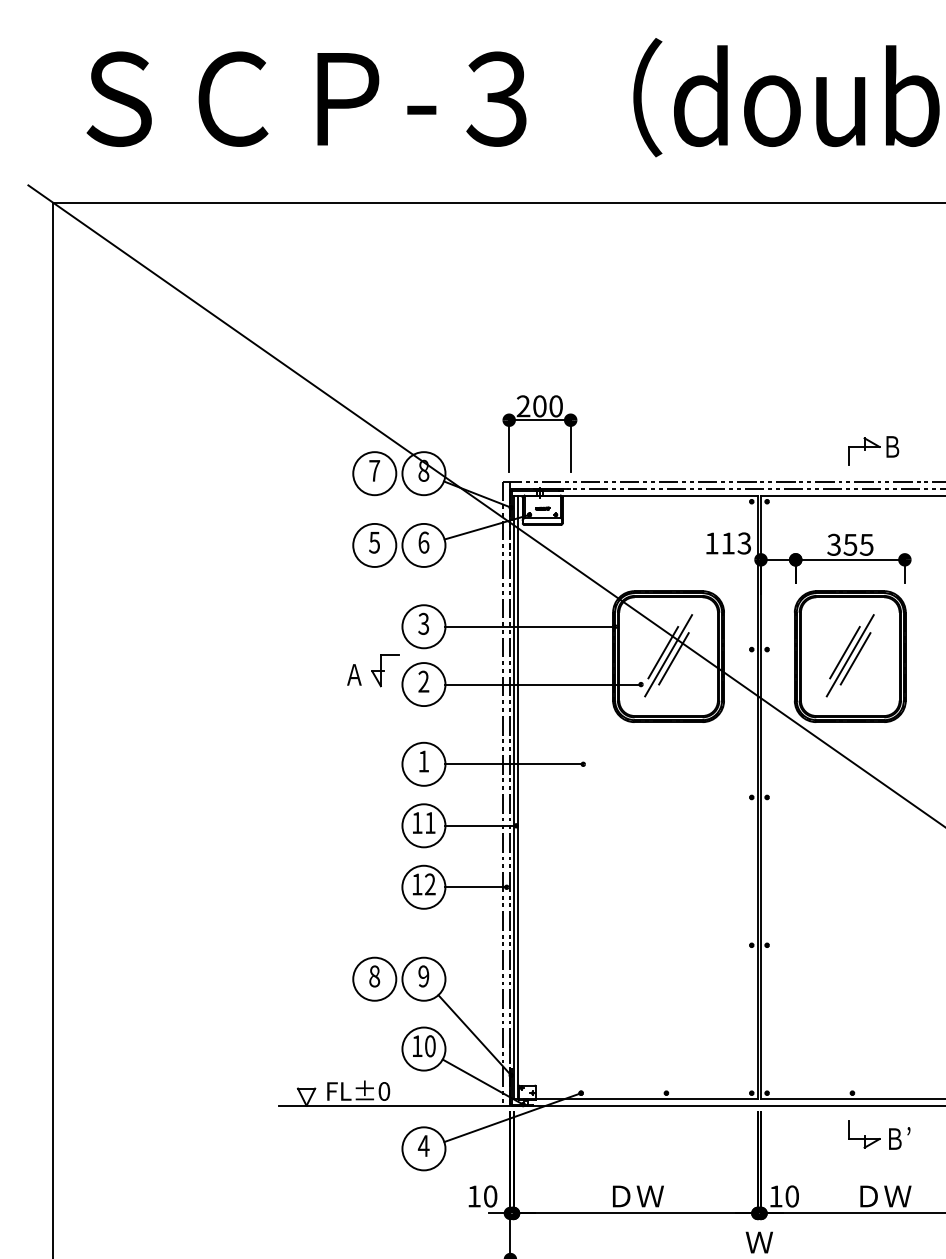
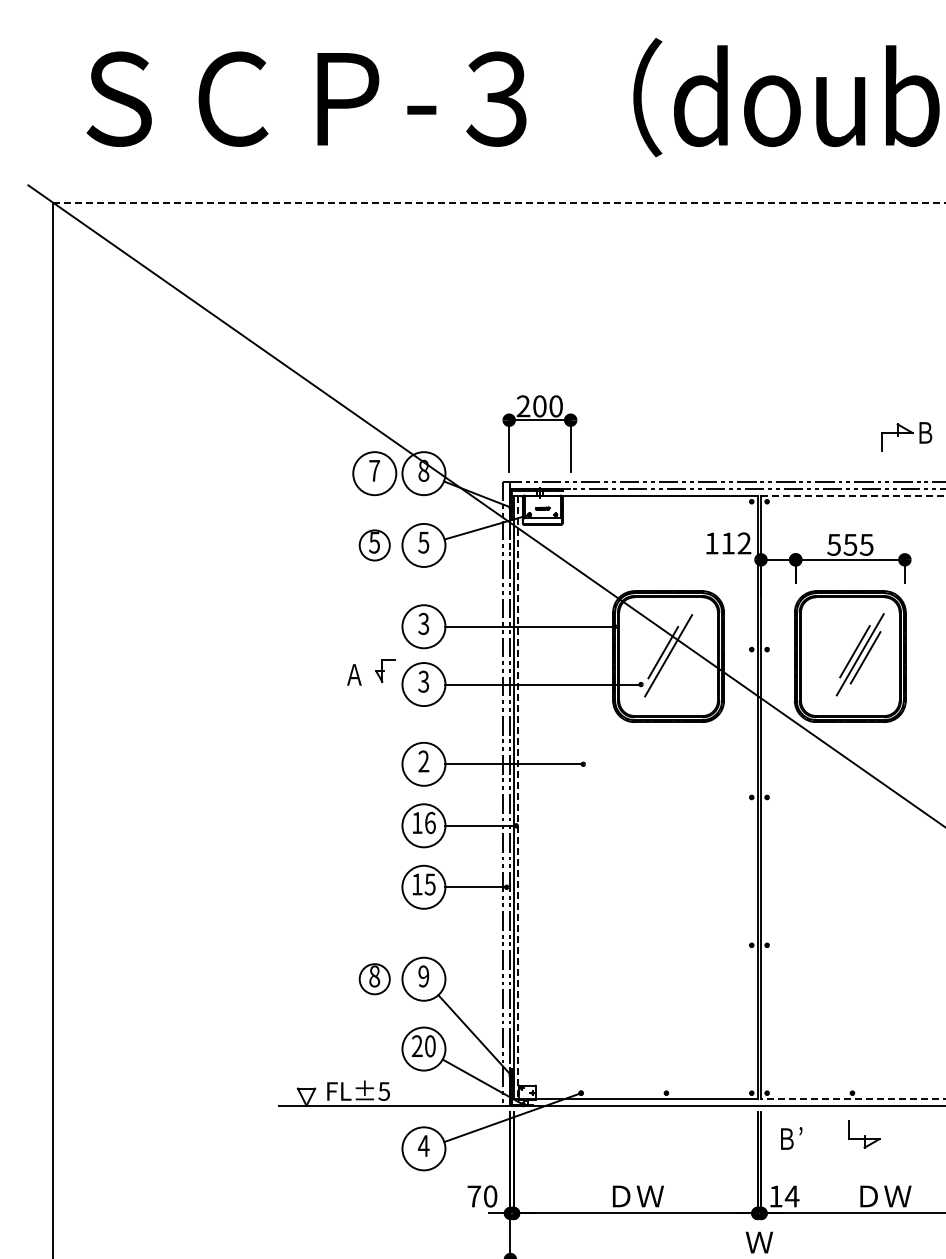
line: solid -> dashed (499, 202)
part position: (873, 450) -> (906, 436) (906, 436)
line: solid -> dashed (853, 495)
text: 6 -> 5 (423, 542)
text: 113 -> 112 (744, 543)
circle diameter: 43 px -> 30 px (374, 545)
text: 355 -> 555 (833, 544)
part position: (849, 655) -> (859, 654) (859, 654)
line: present -> none (673, 658)
part size: 29x34 px -> 21x24 px (385, 670)
text: 2 -> 3 (423, 681)
text: 1 -> 2 (423, 761)
line: solid -> dashed (518, 797)
text: 11 -> 16 (430, 823)
text: 12 -> 15 (429, 884)
circle diameter: 43 px -> 30 px (374, 979)
text: 10 -> 20 (417, 1045)
text: FL±0 -> FL±5 (384, 1091)
line: solid -> dashed (852, 1099)
text position: (899, 1138) -> (791, 1138) (791, 1138)
text: 10 -> 70 (474, 1196)
text: 10 -> 14 (791, 1196)
